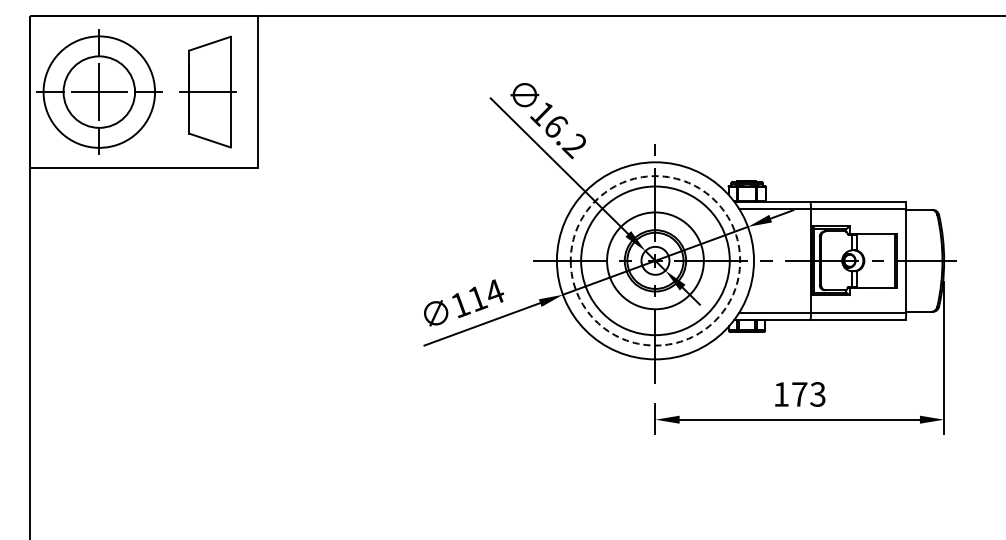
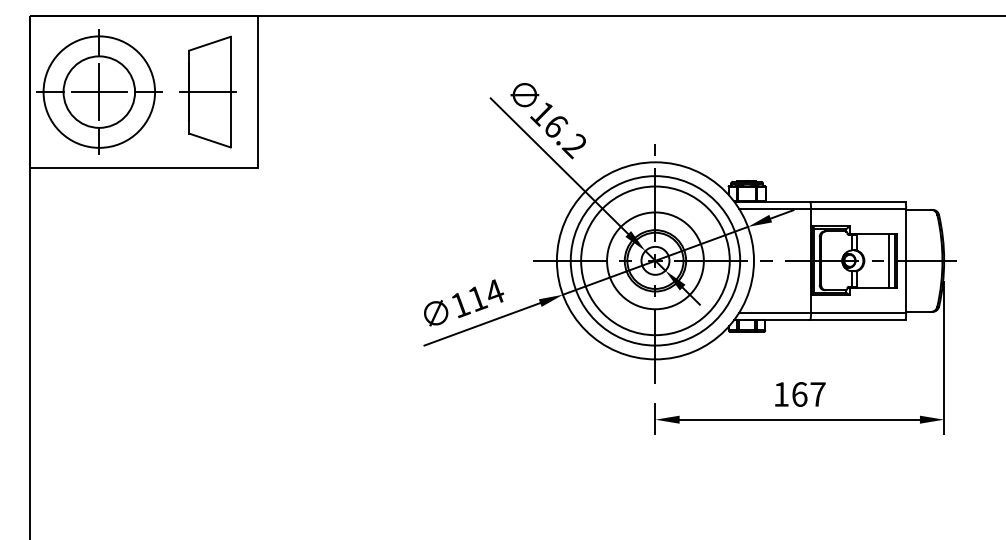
circle: dashed -> solid (655, 260)
line: none -> present (888, 260)
text: 173 -> 167 (808, 394)
